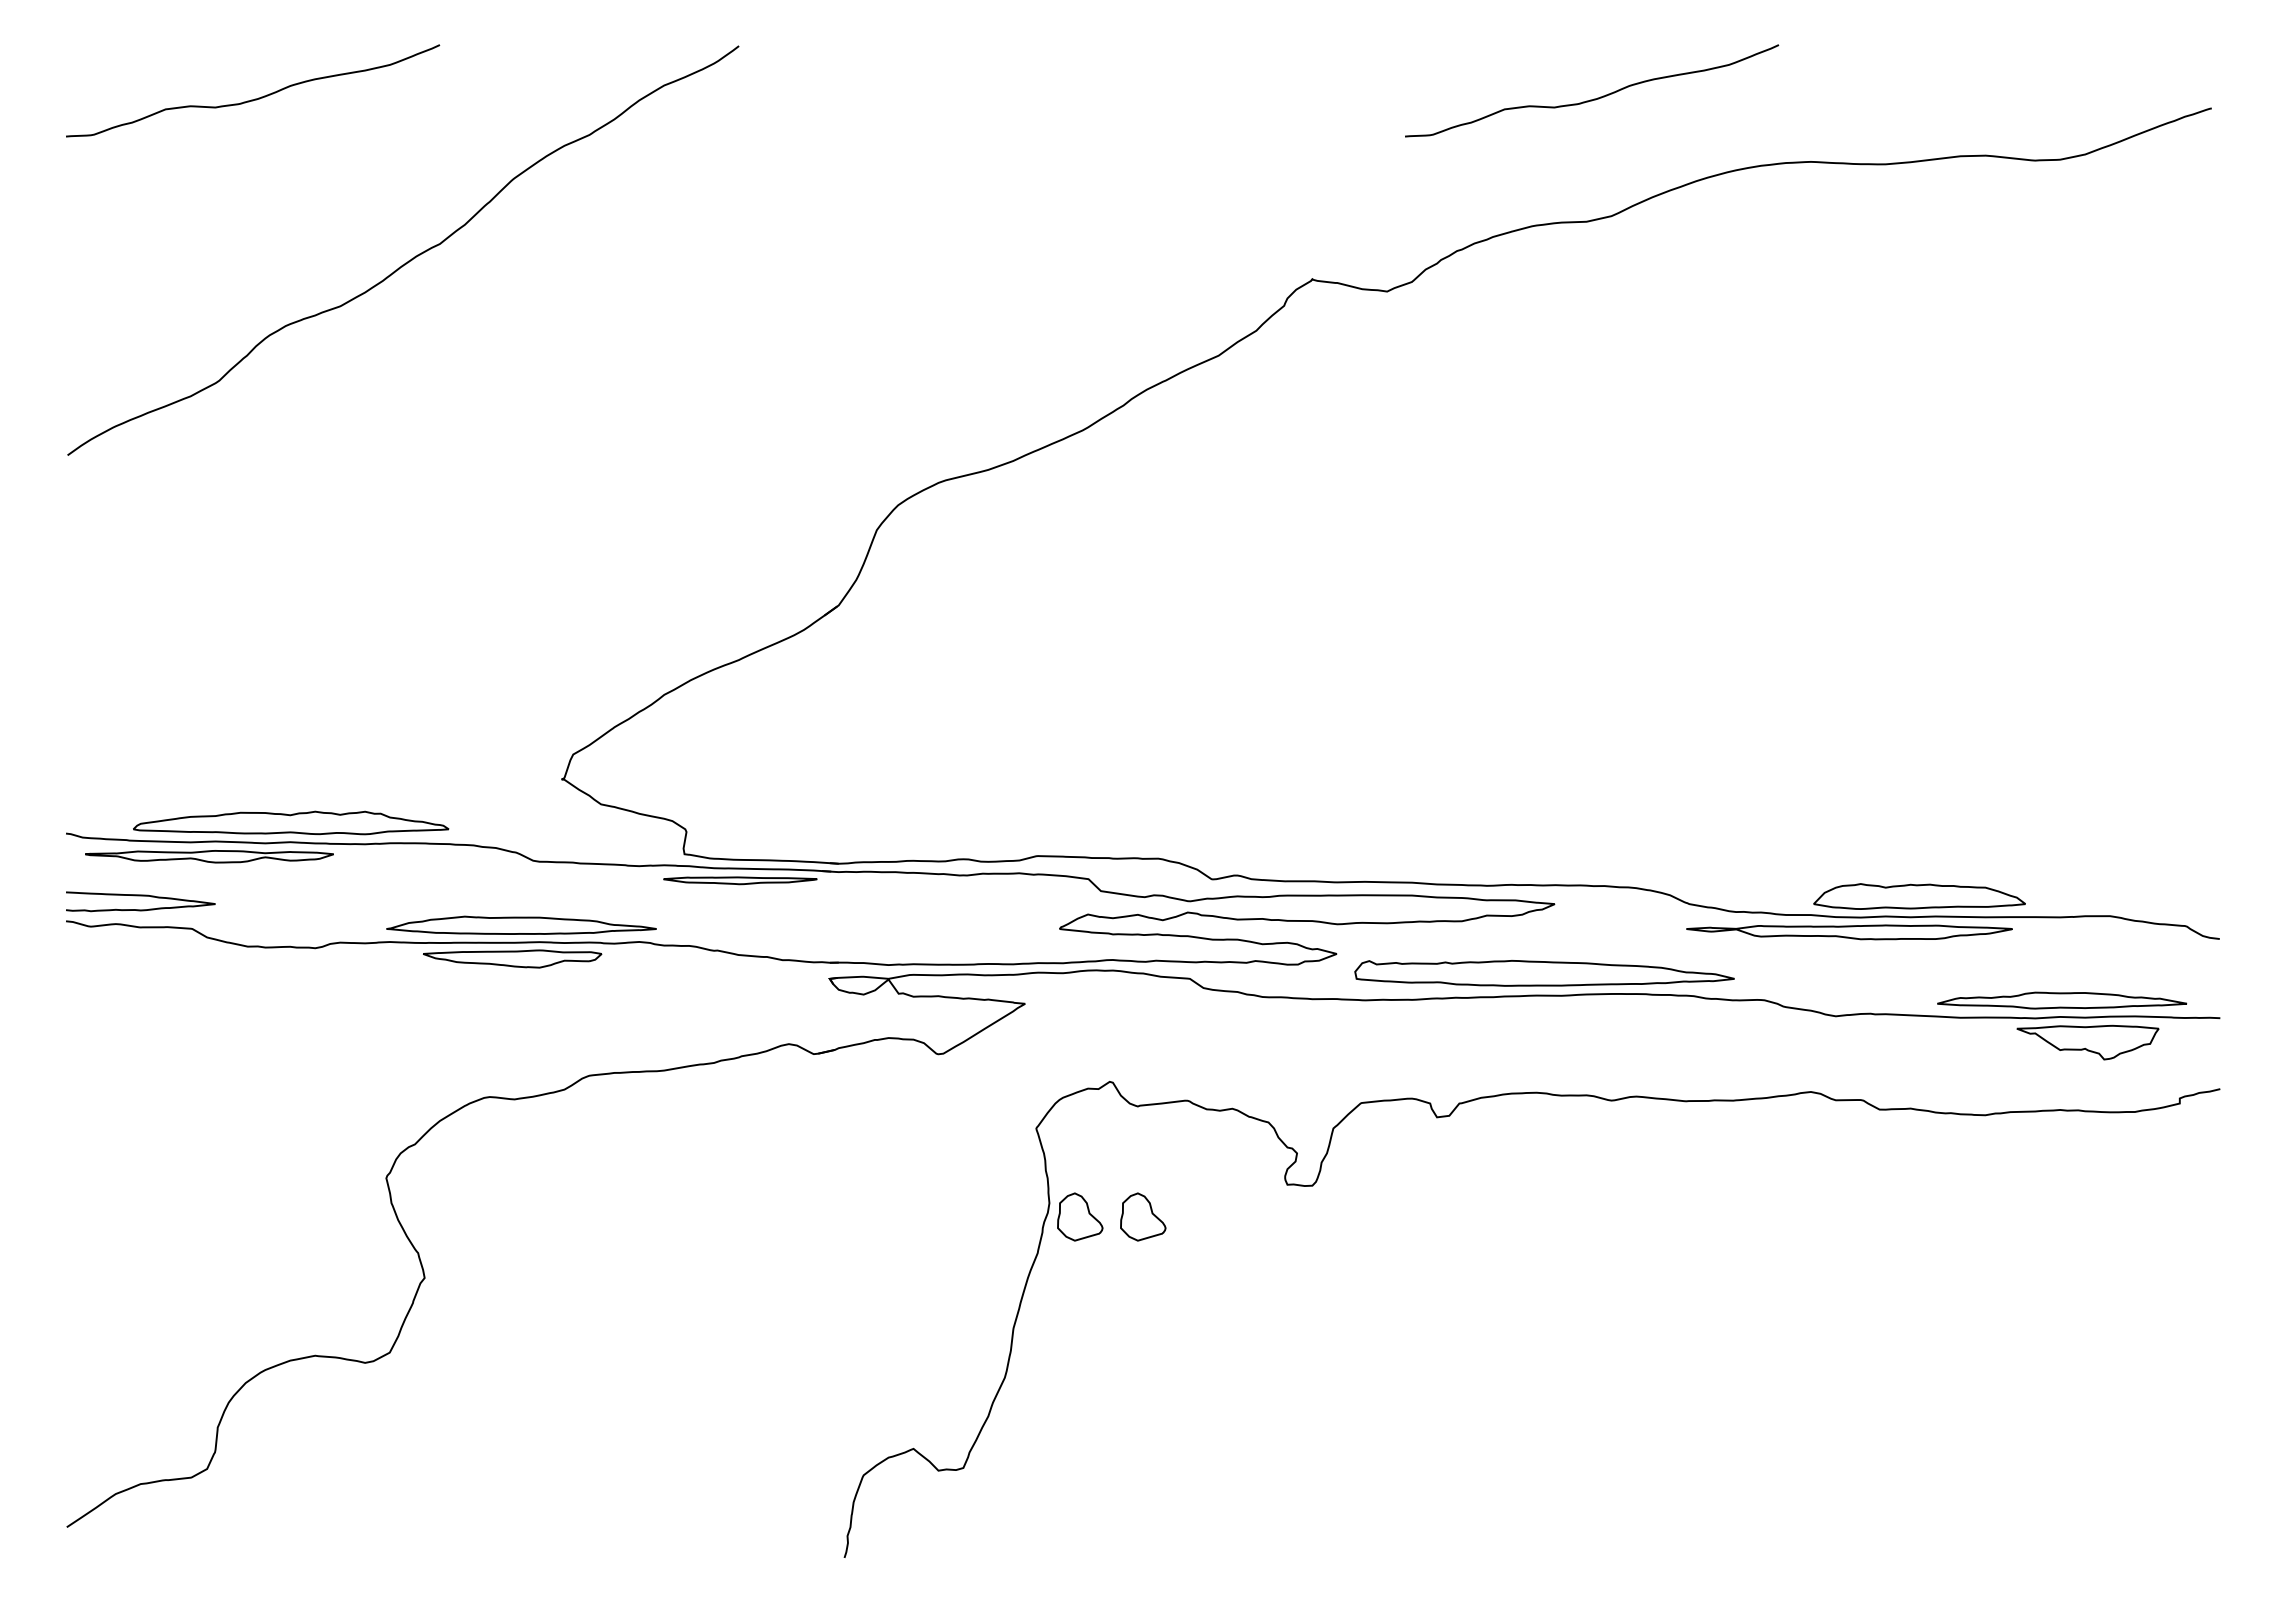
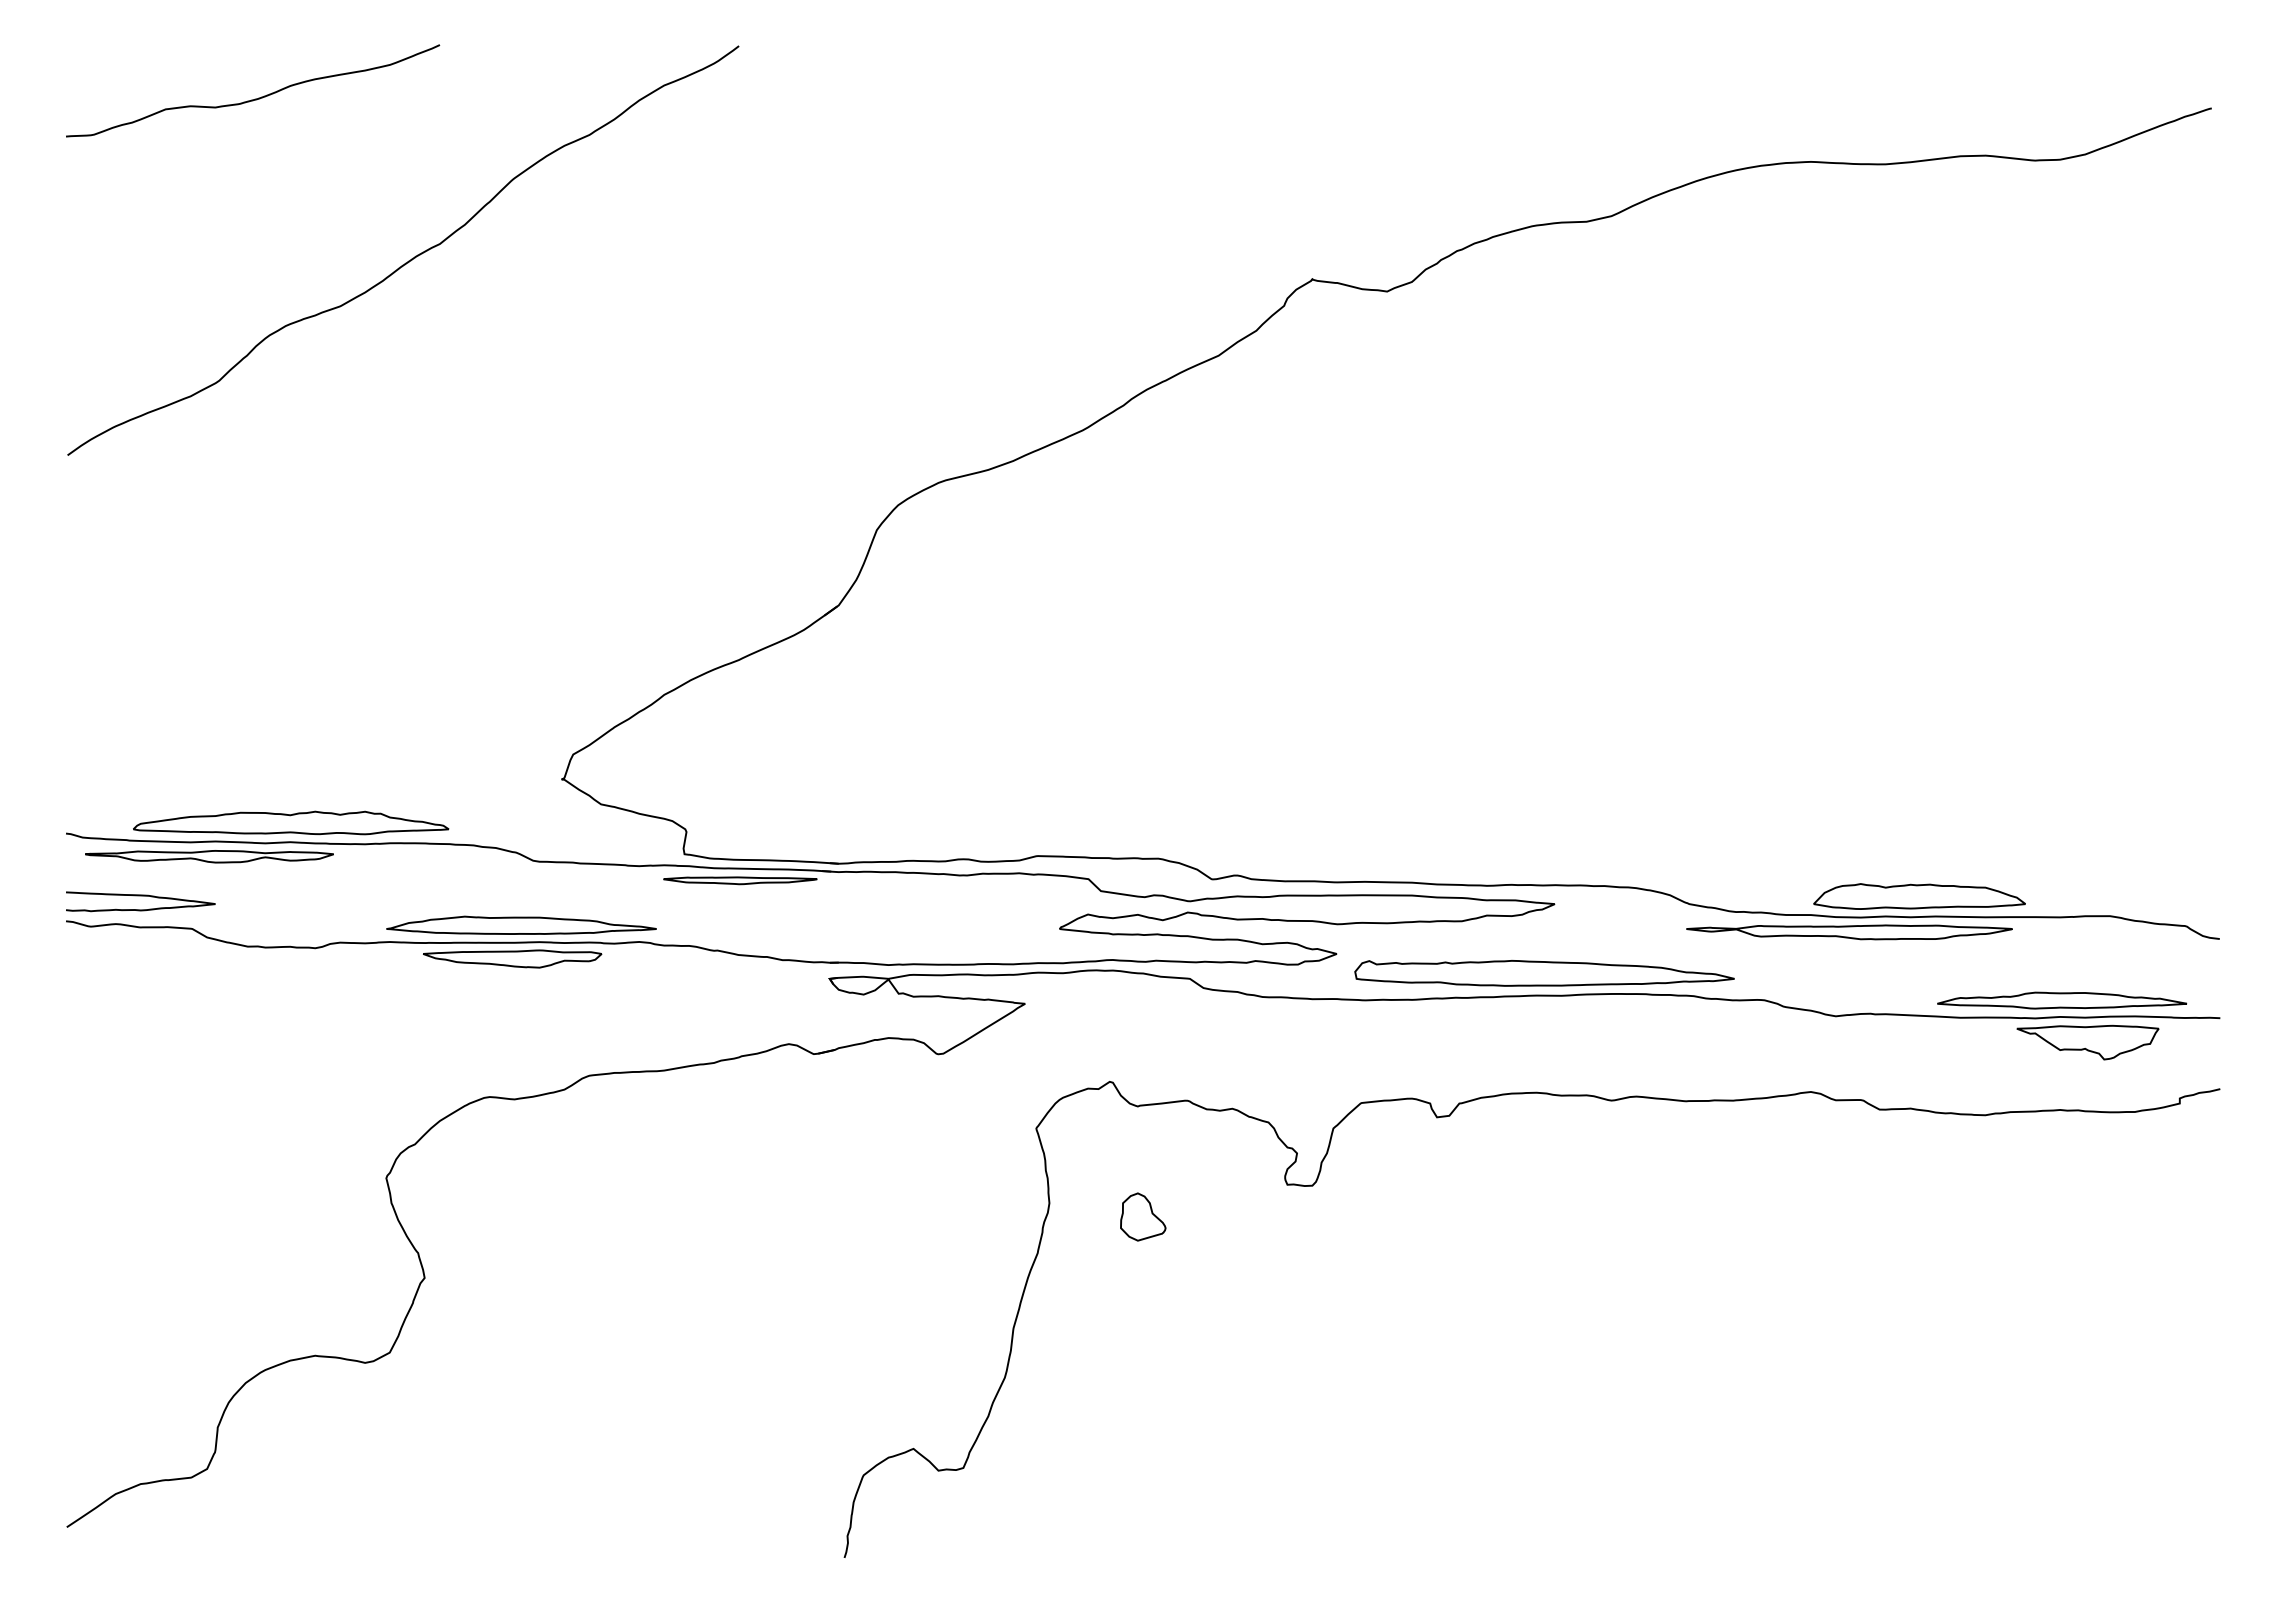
curve: present -> none (1594, 98)
part: present -> none (1080, 1216)
